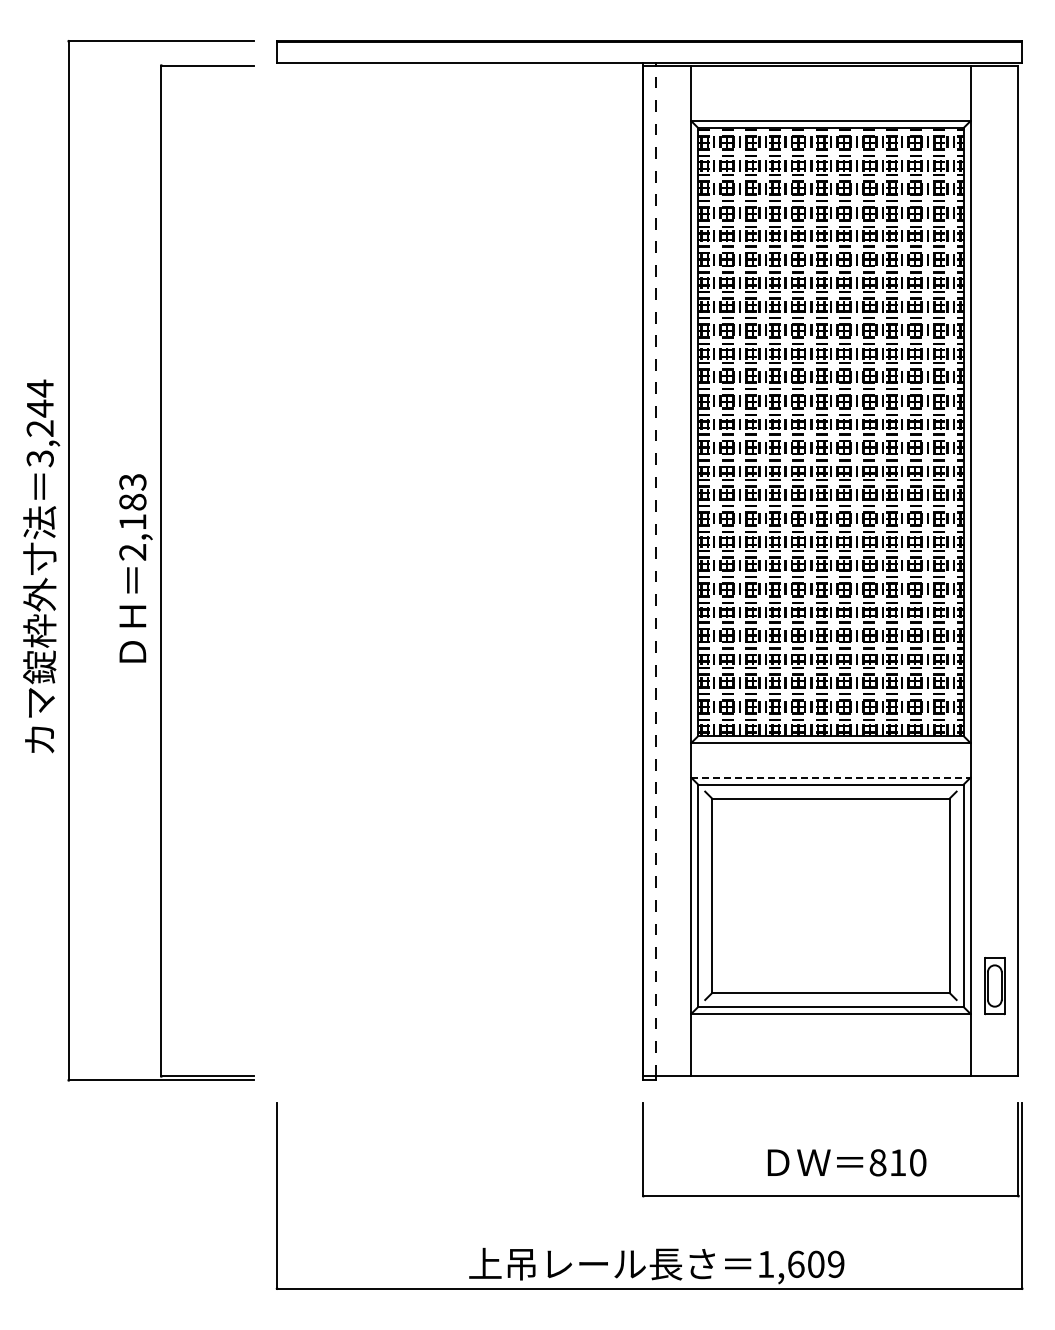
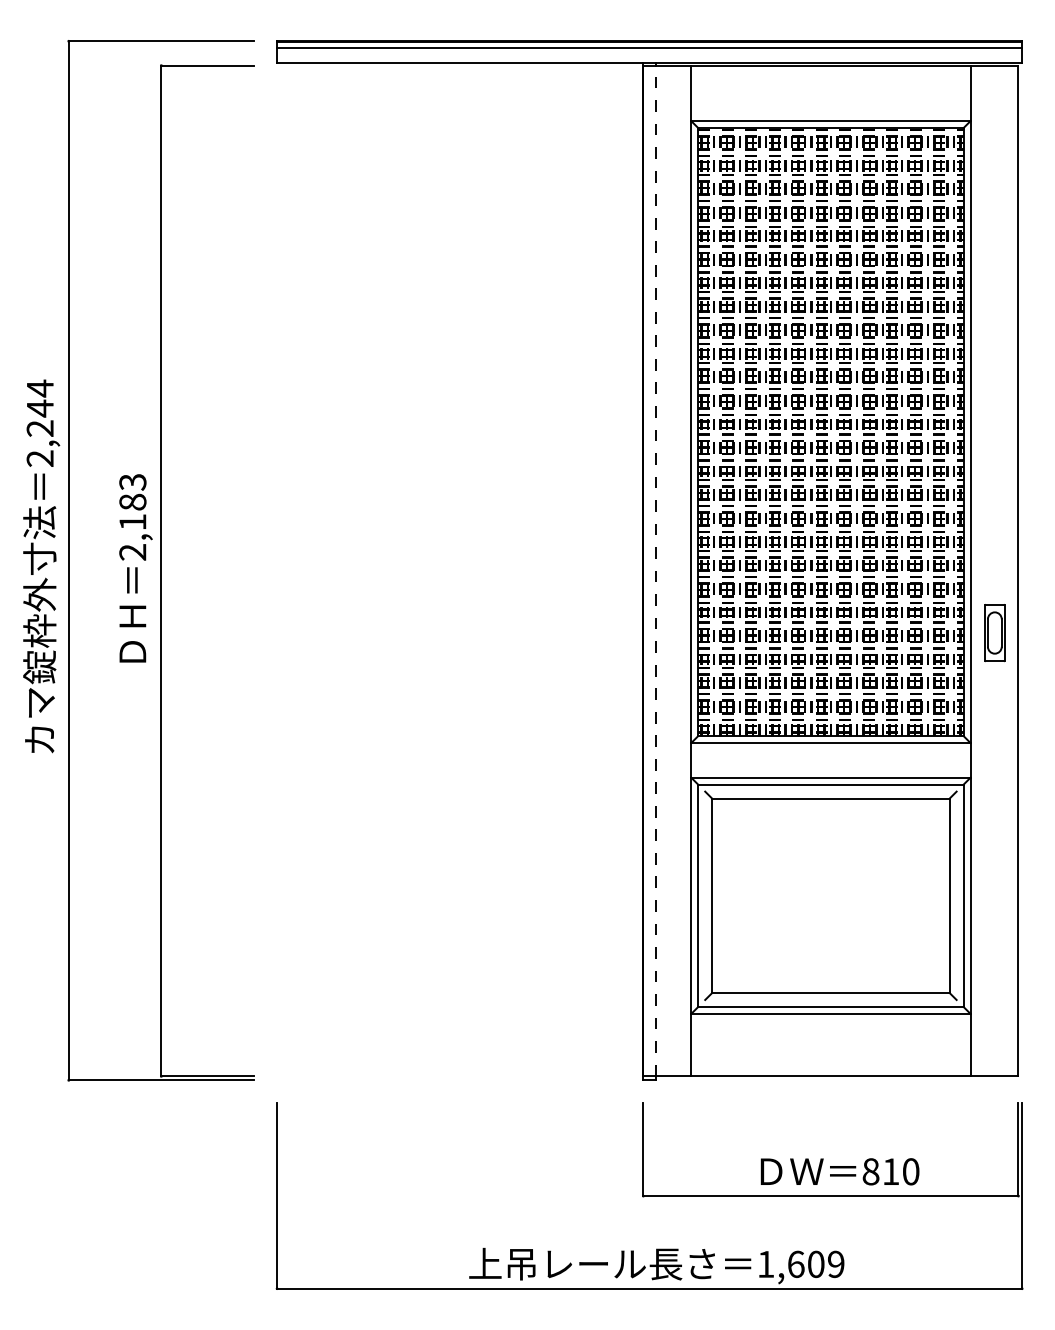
line: none -> present (649, 48)
text: 3,244 -> 2,244 (40, 458)
line: dashed -> solid (830, 777)
part position: (994, 986) -> (994, 633) (994, 633)
text position: (846, 1162) -> (839, 1171) (839, 1171)
